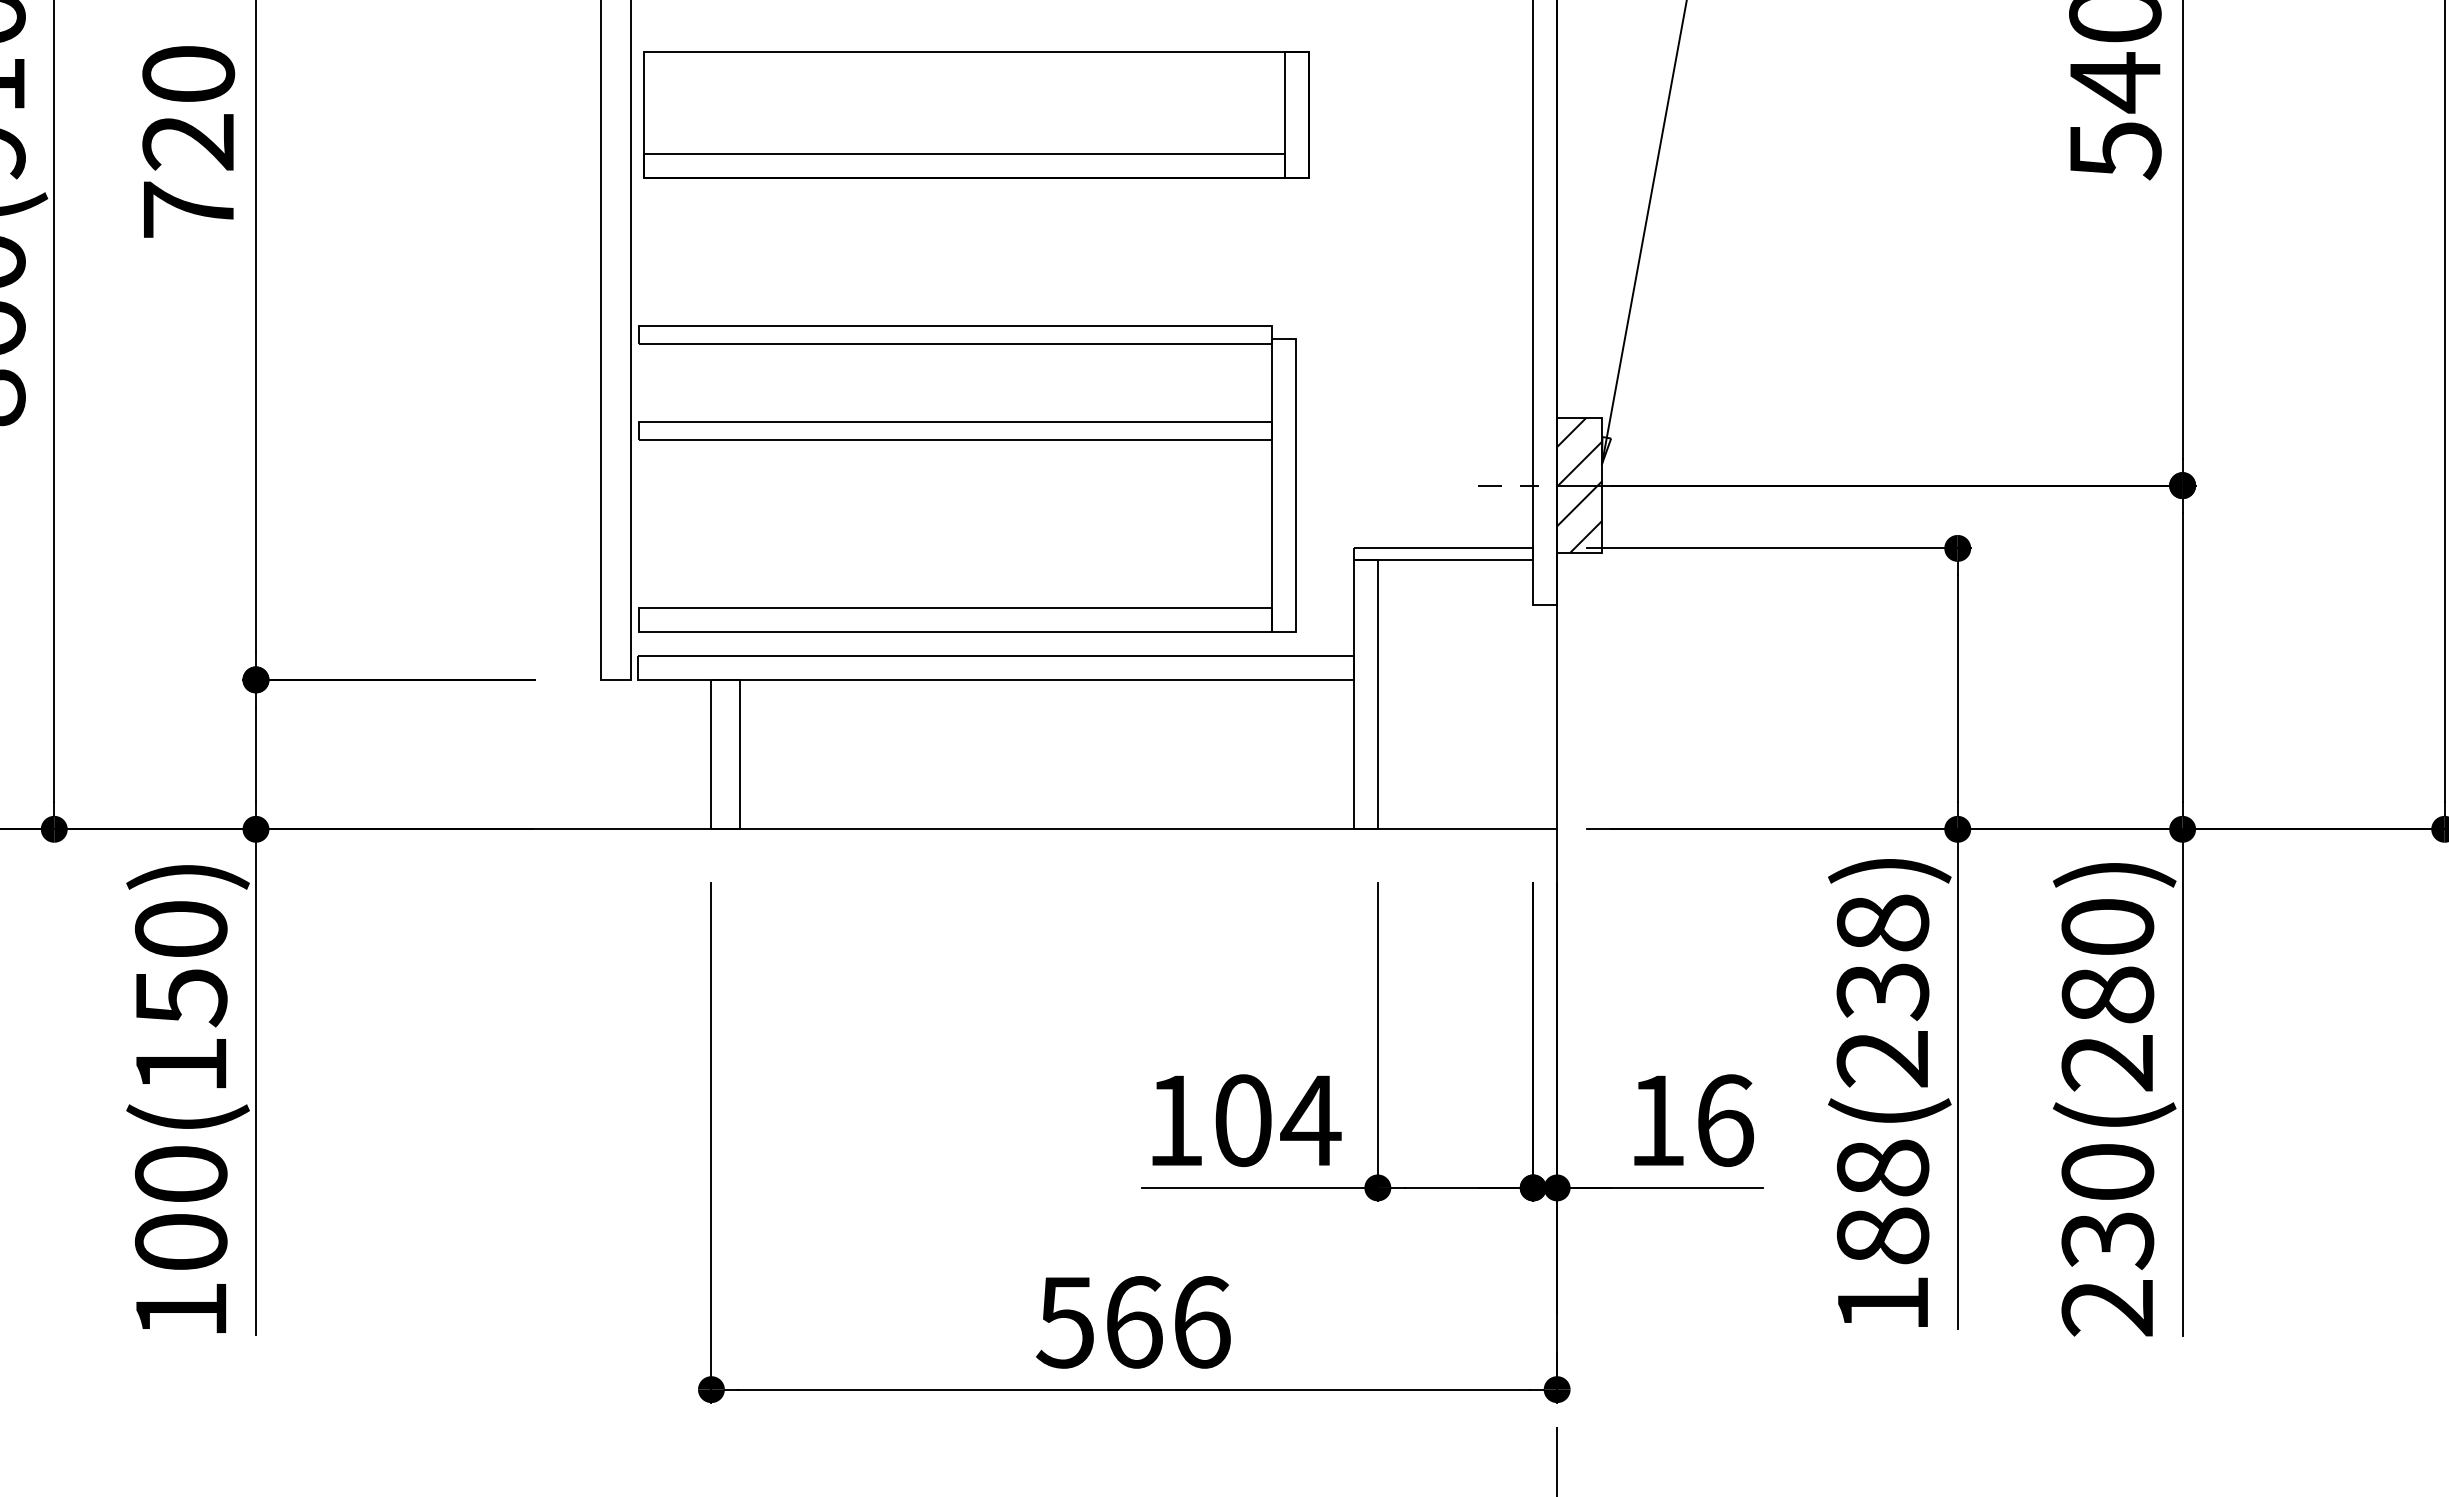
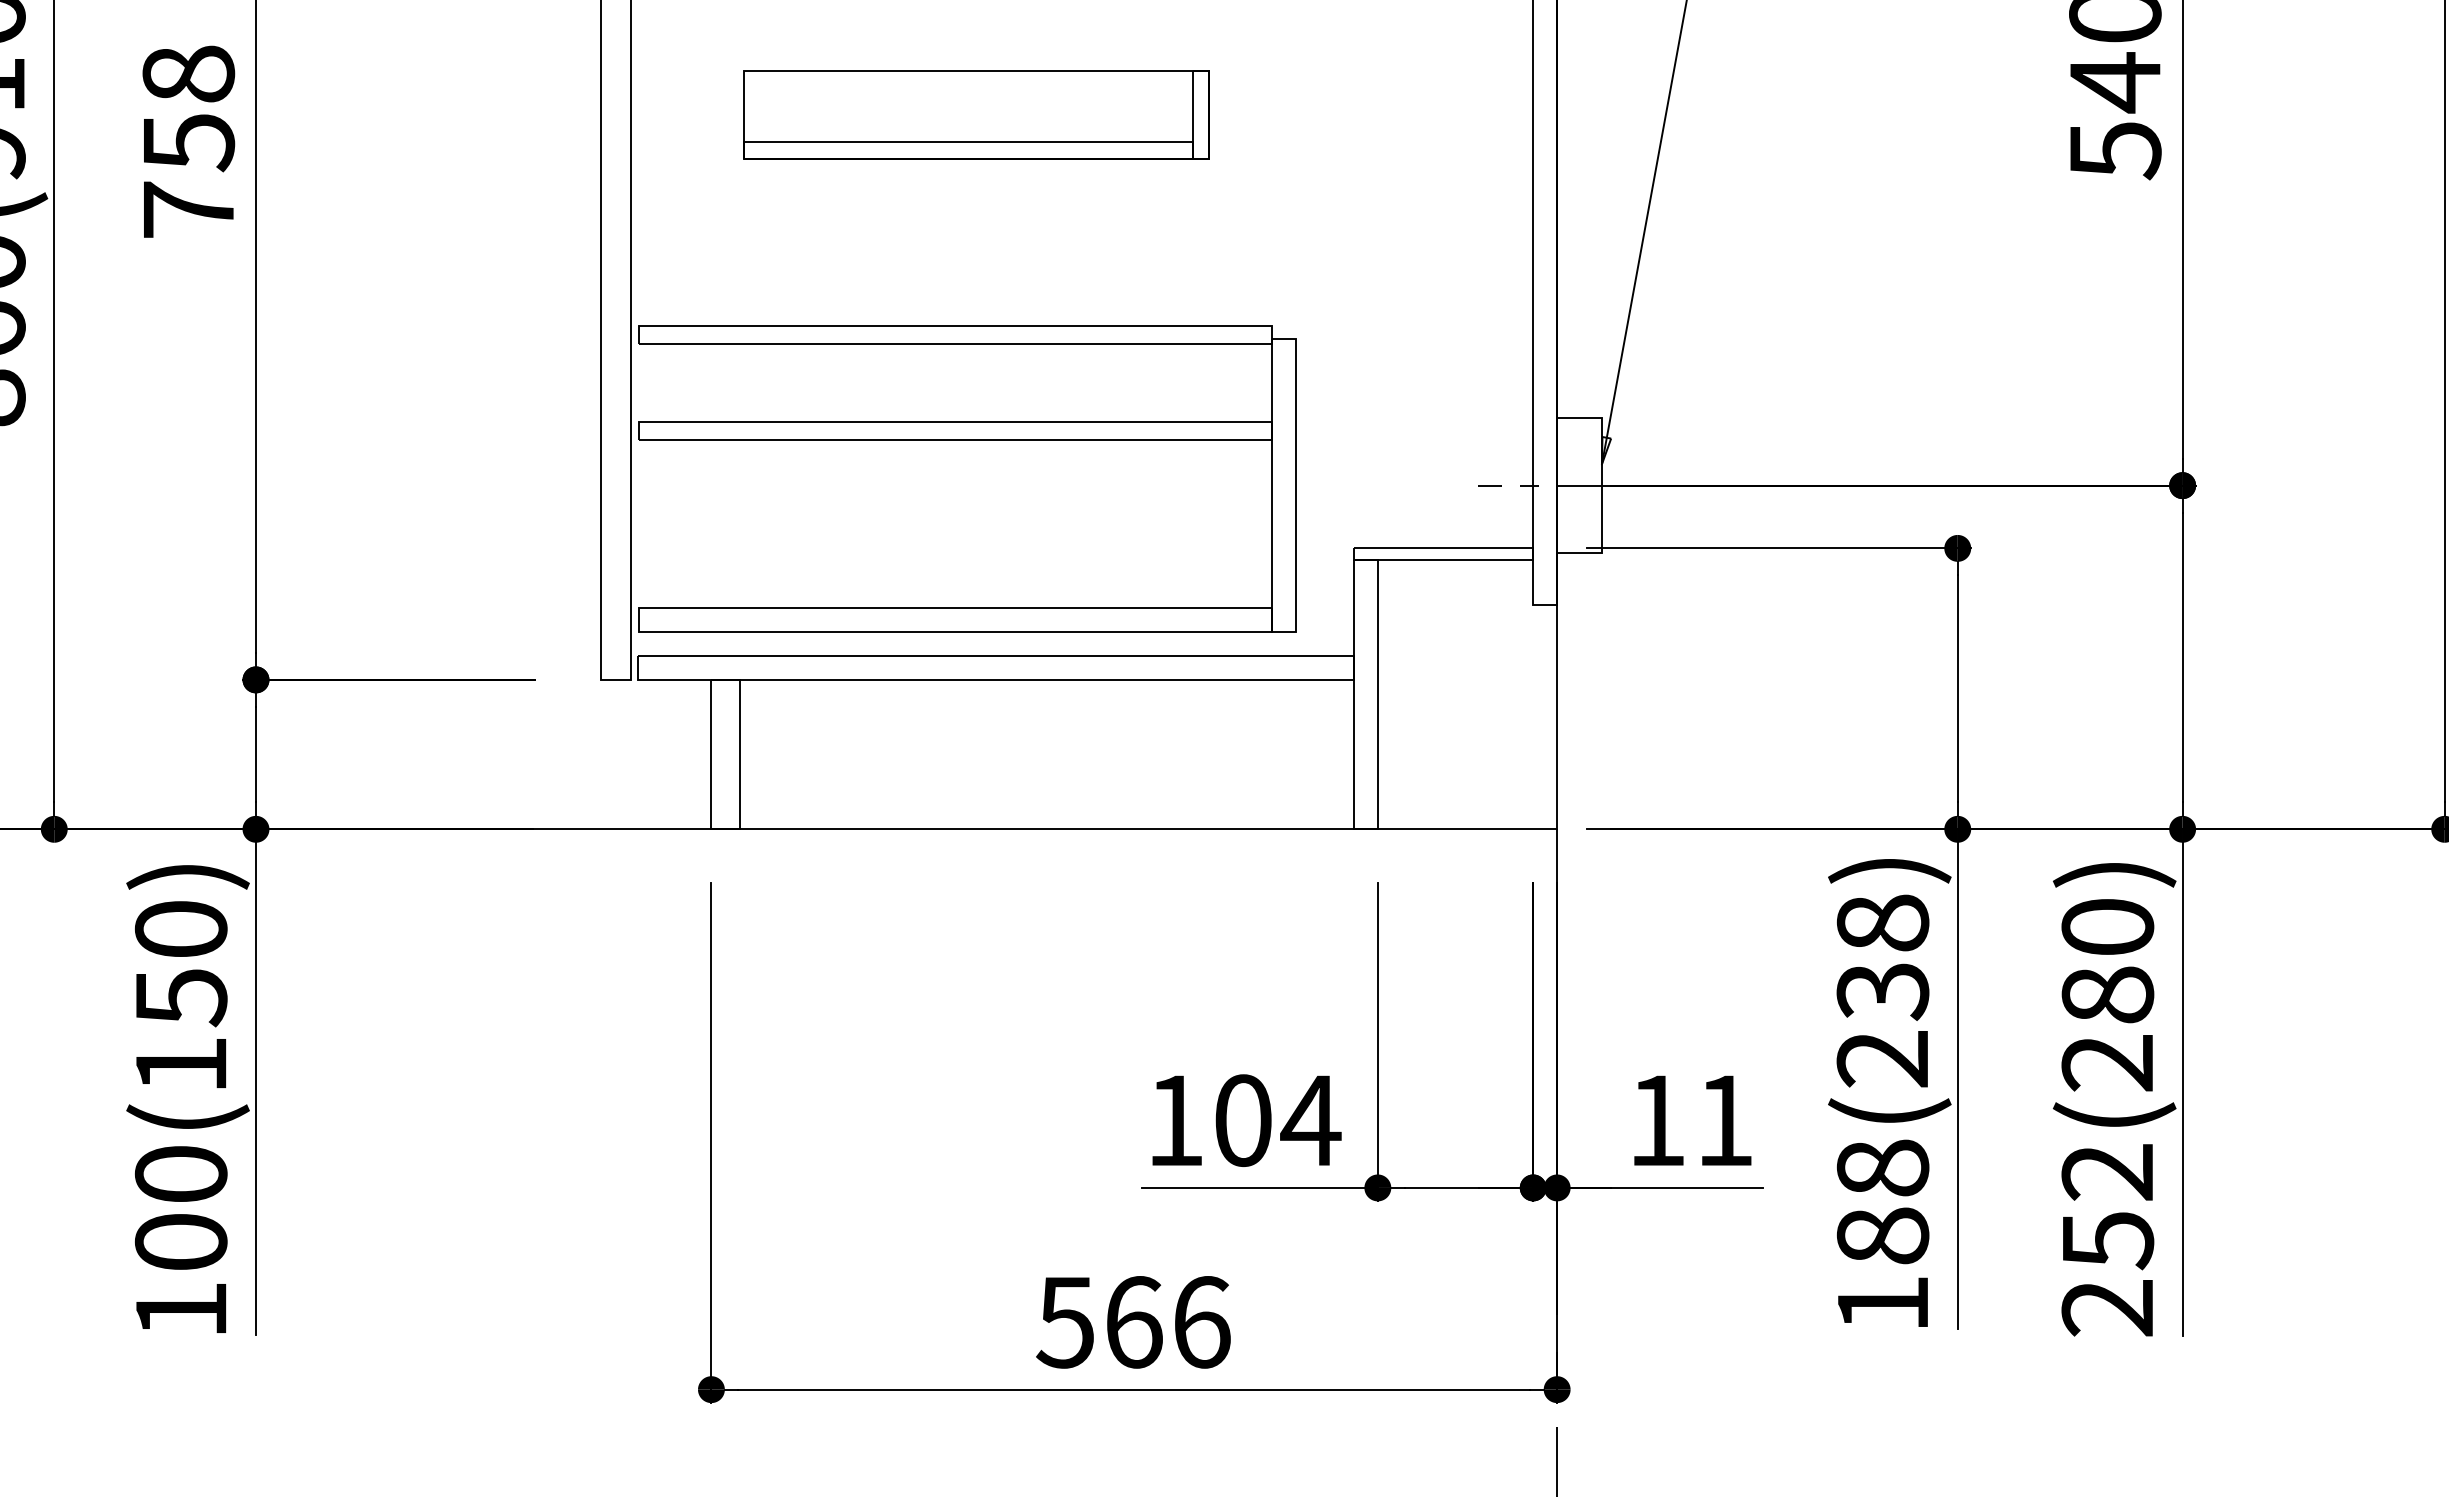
text: 720 -> 758 (188, 108)
part size: 667x128 px -> 467x90 px (976, 114)
hatch: present -> none (1579, 485)
text: 16 -> 11 (1726, 1120)
text: 230(280) -> 252(280) (2107, 1207)
